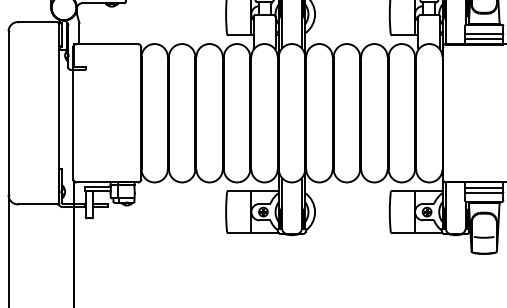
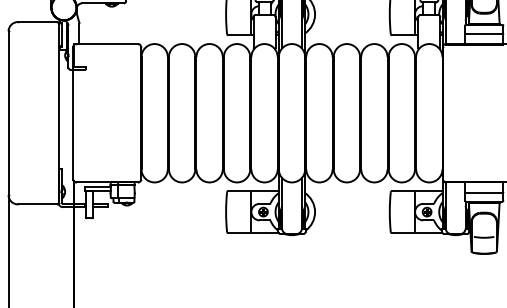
line: present -> none (484, 38)
line: present -> none (484, 187)
